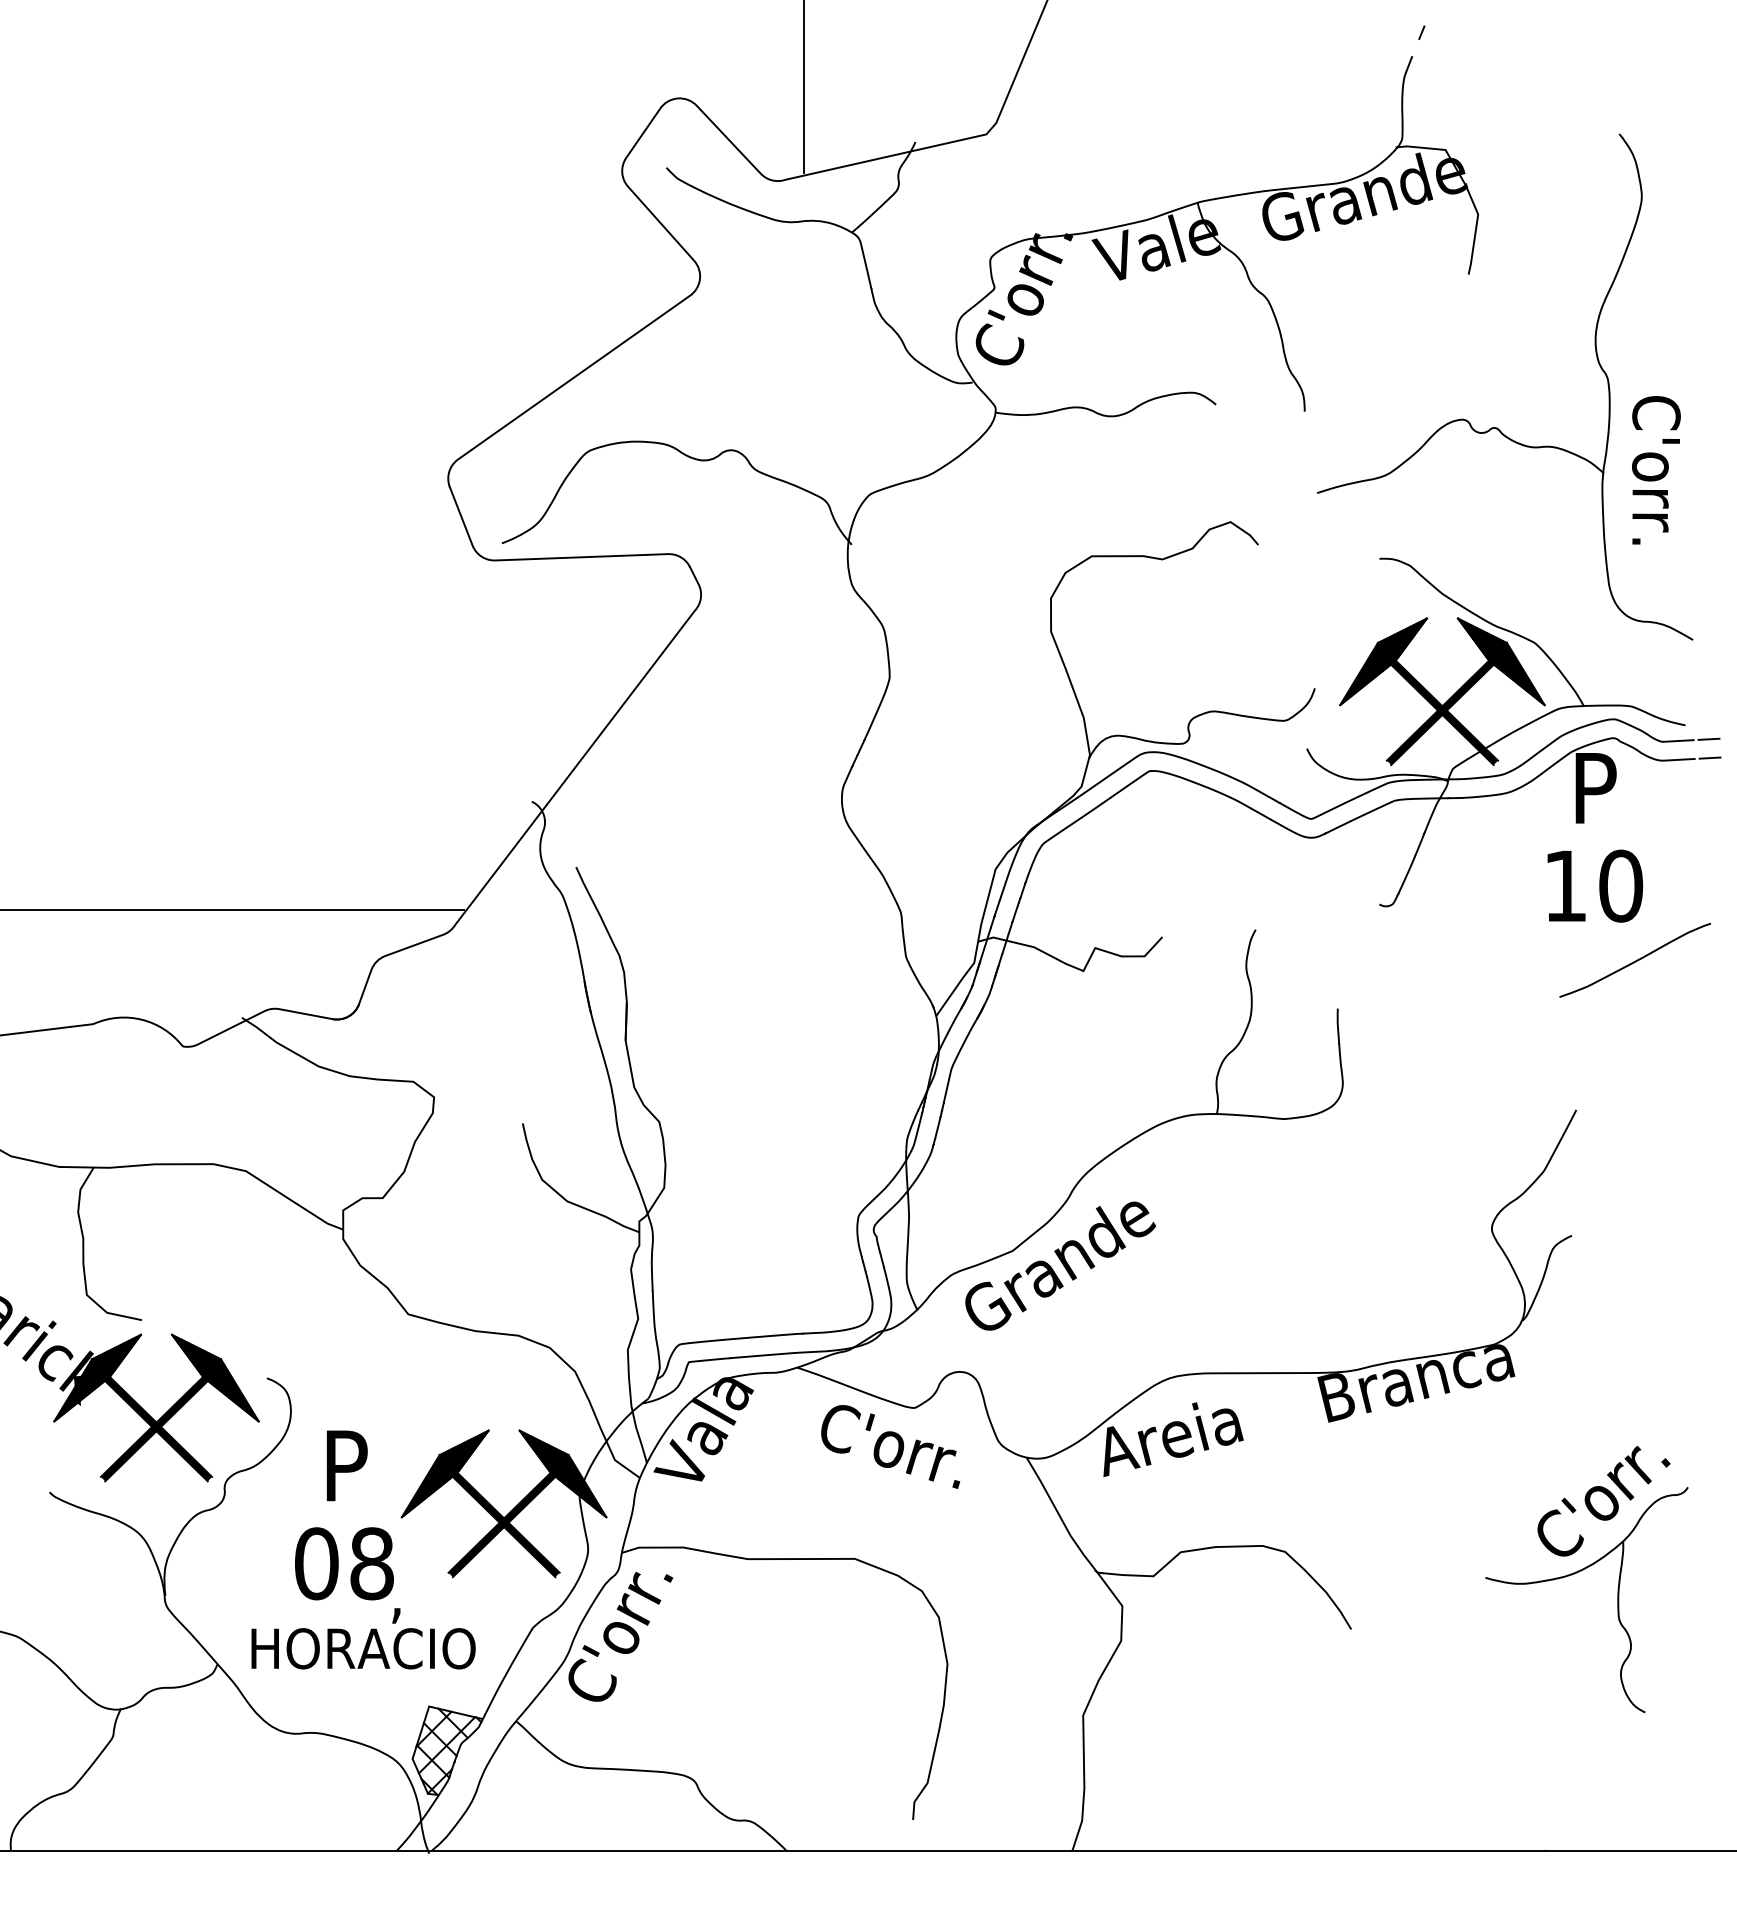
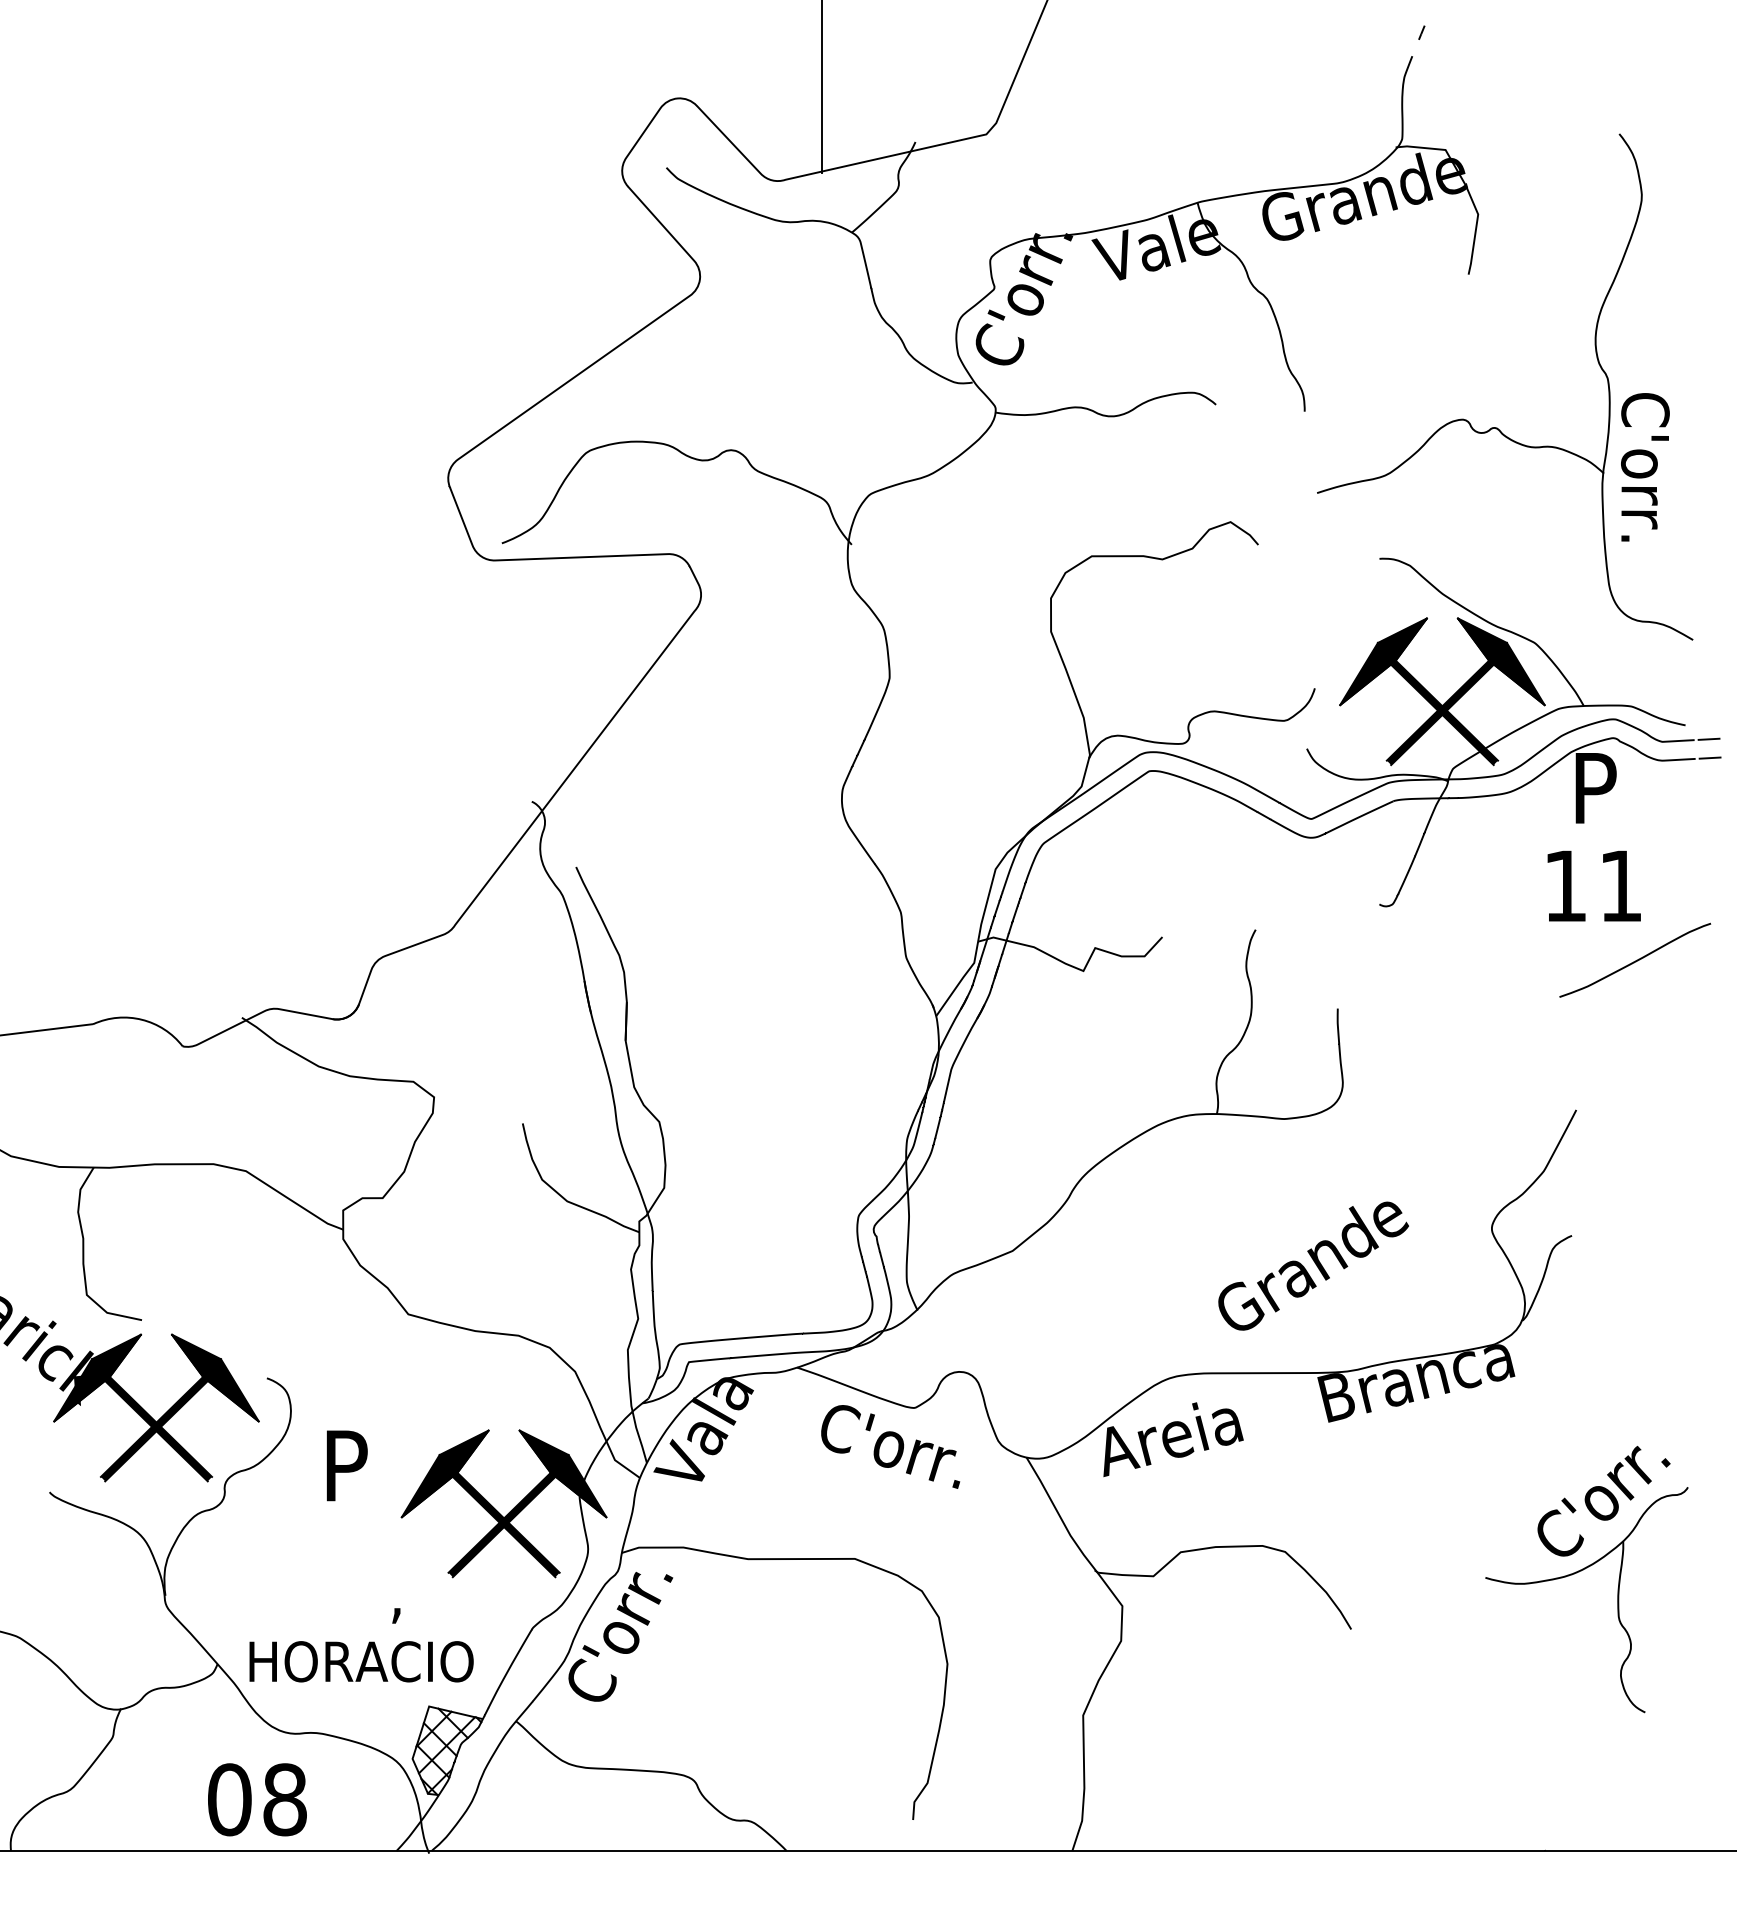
line position: (804, 87) -> (822, 87) (822, 87)
text position: (1656, 470) -> (1645, 467) (1645, 467)
text: 10 -> 11 (1621, 885)
line: present -> none (233, 910)
text position: (1060, 1265) -> (1313, 1265) (1313, 1265)
text position: (344, 1563) -> (257, 1799) (257, 1799)
text position: (363, 1648) -> (361, 1661) (361, 1661)
